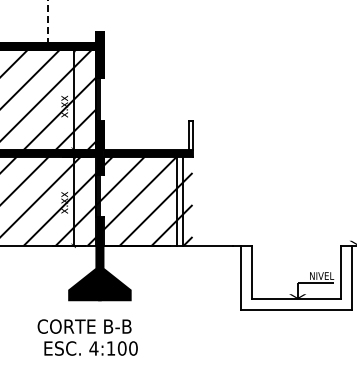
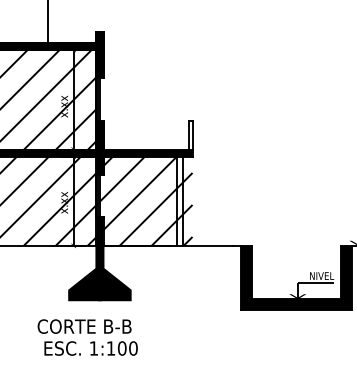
line: dashed -> solid (47, 22)
fill: none -> present (296, 277)
text: 4:100 -> 1:100 (93, 348)
